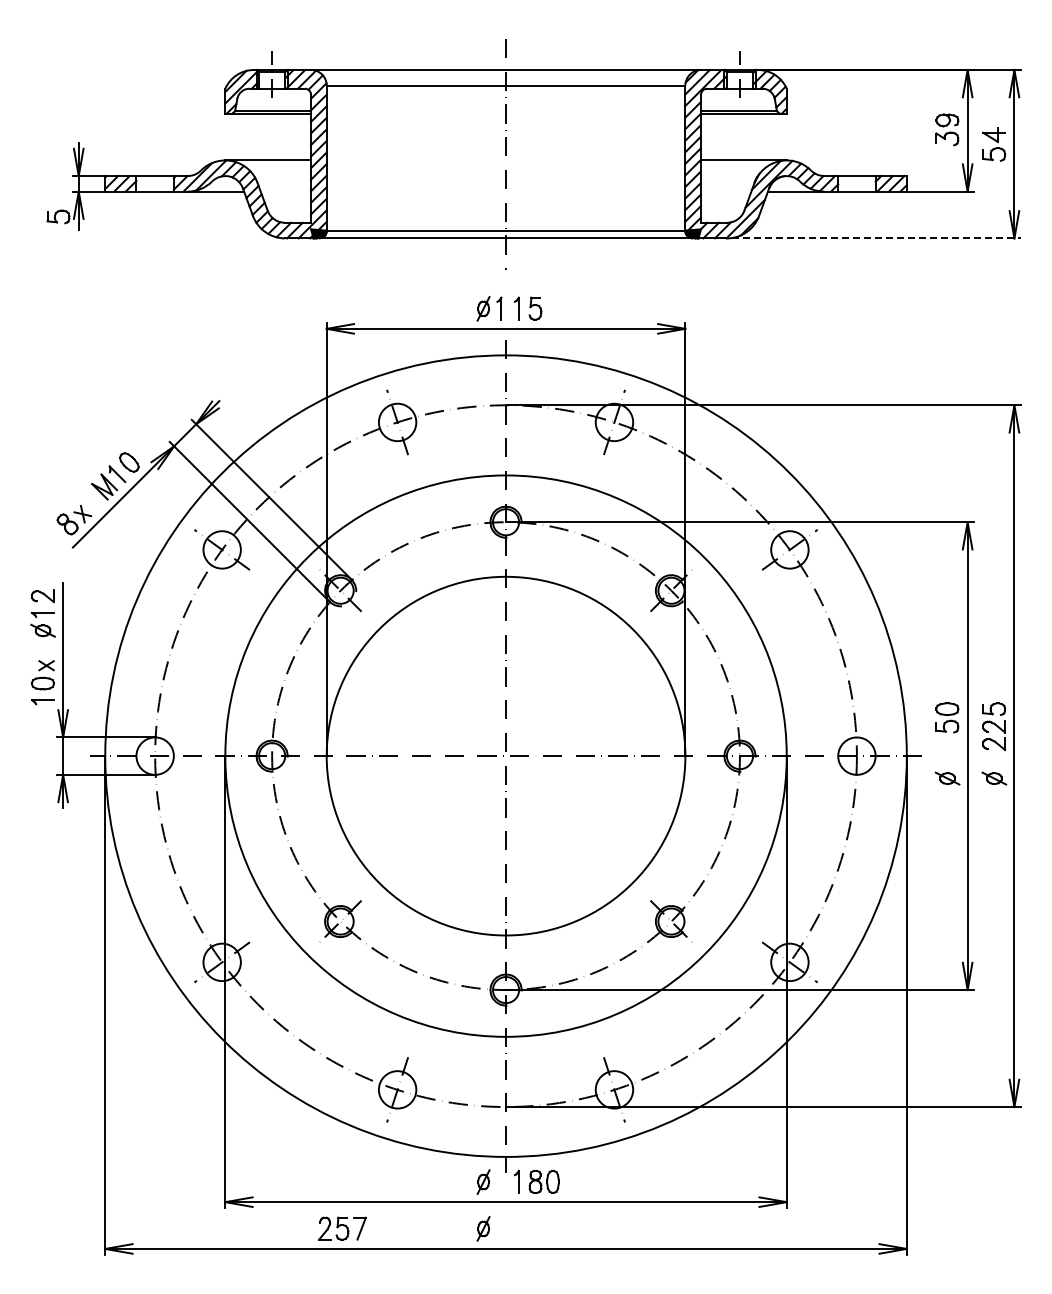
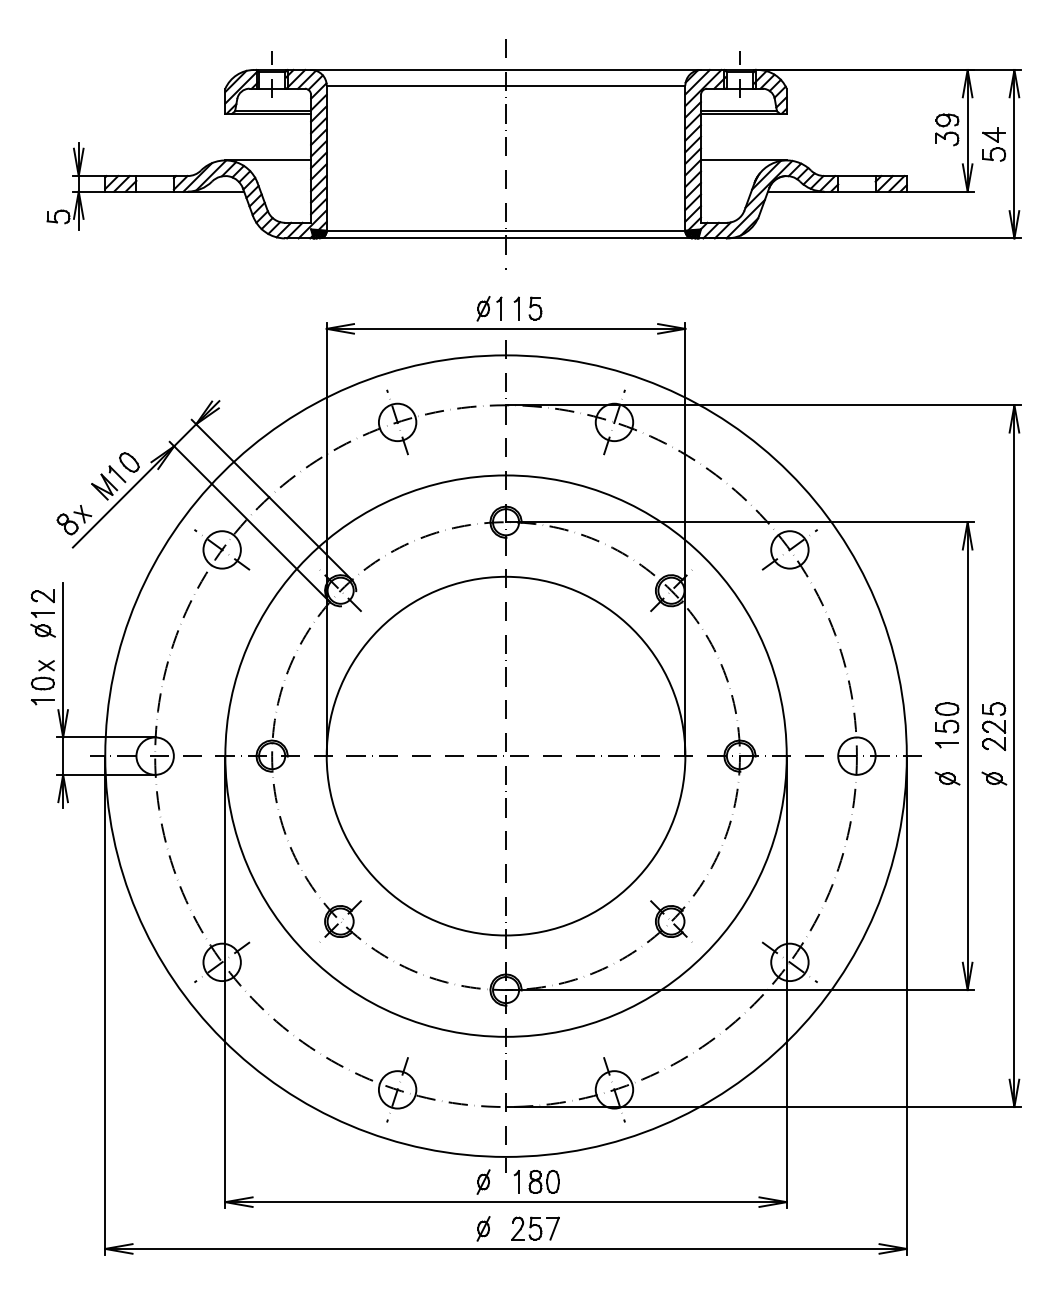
line: dashed -> solid (865, 238)
part: none -> present (946, 745)
part position: (342, 1228) -> (535, 1228) (535, 1228)
